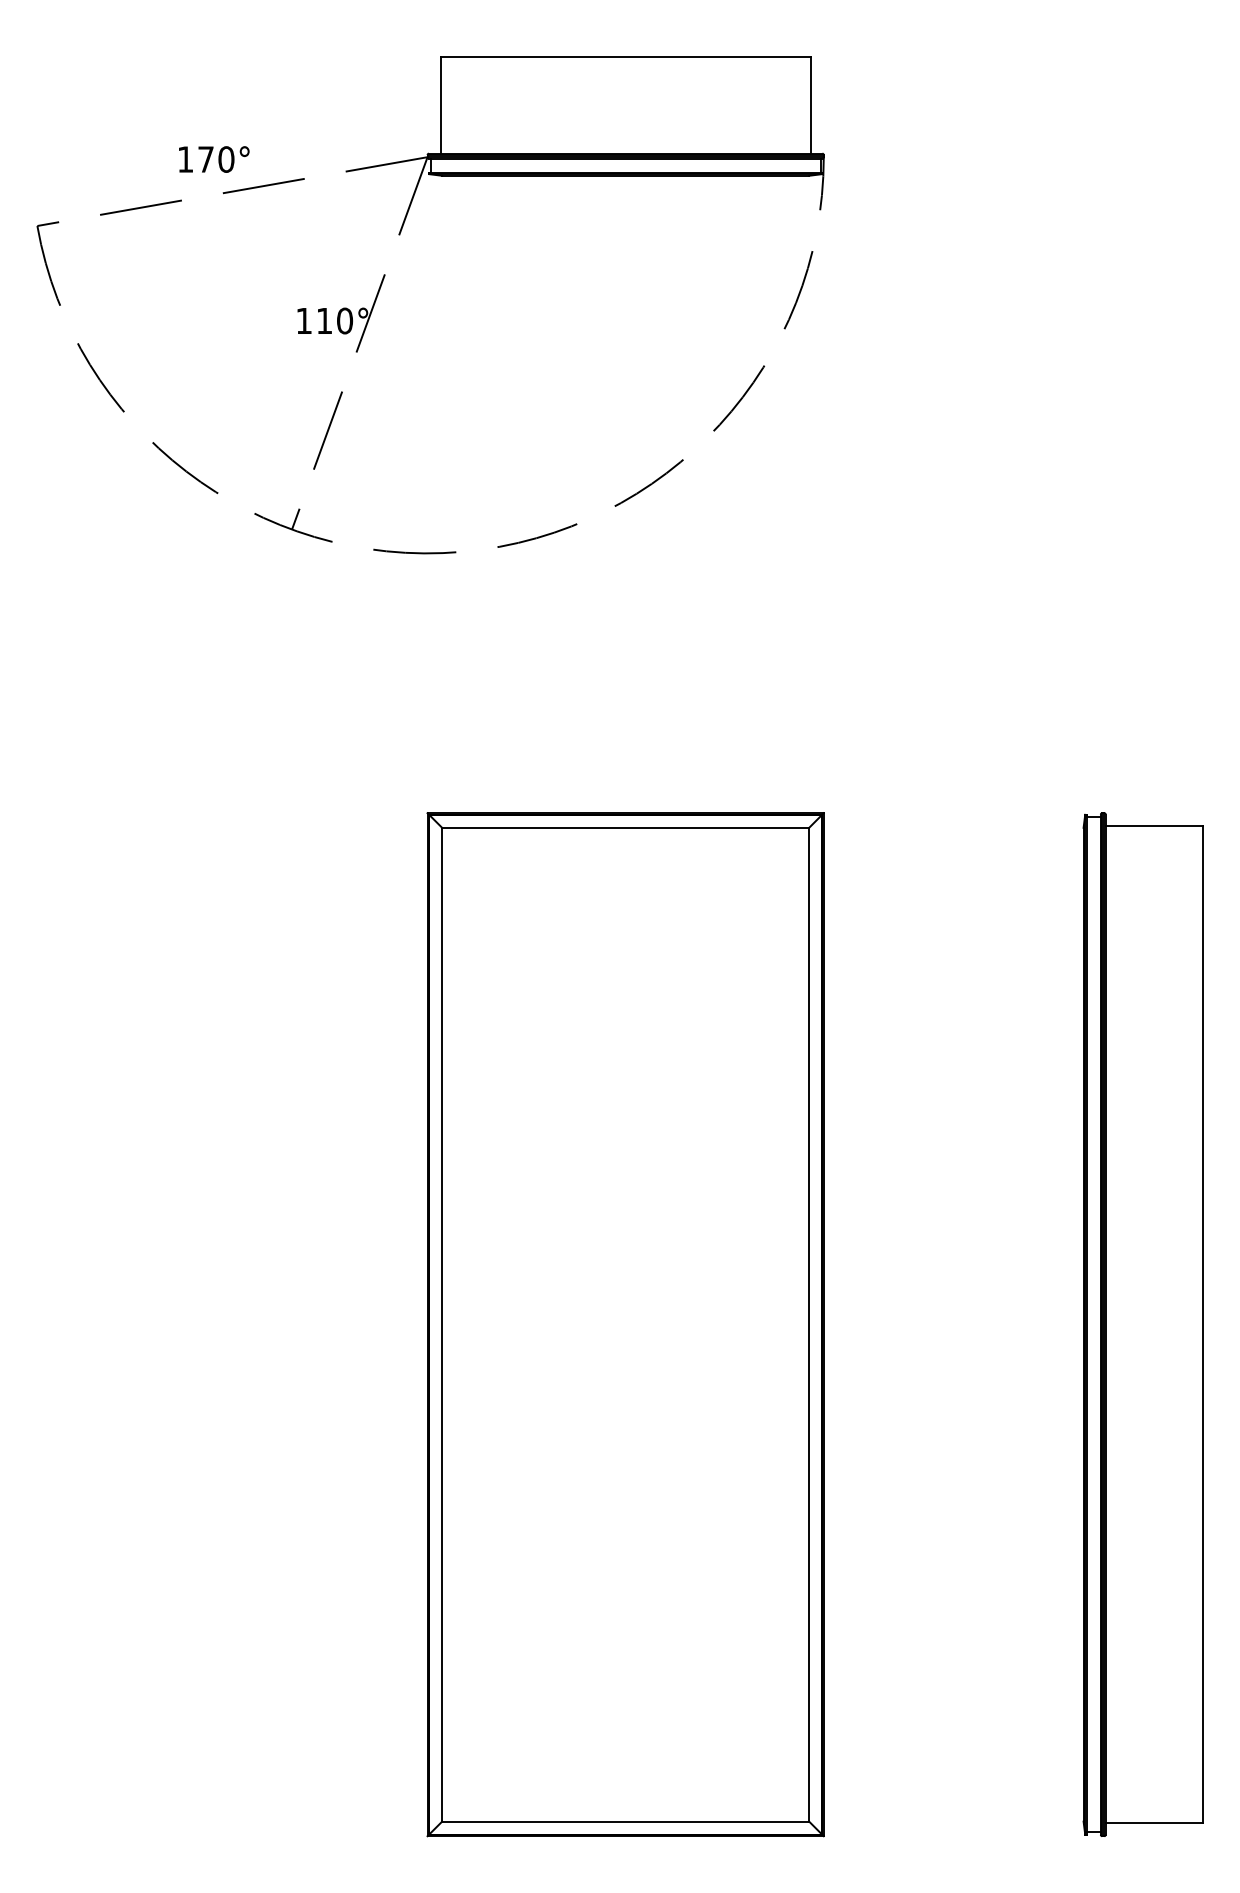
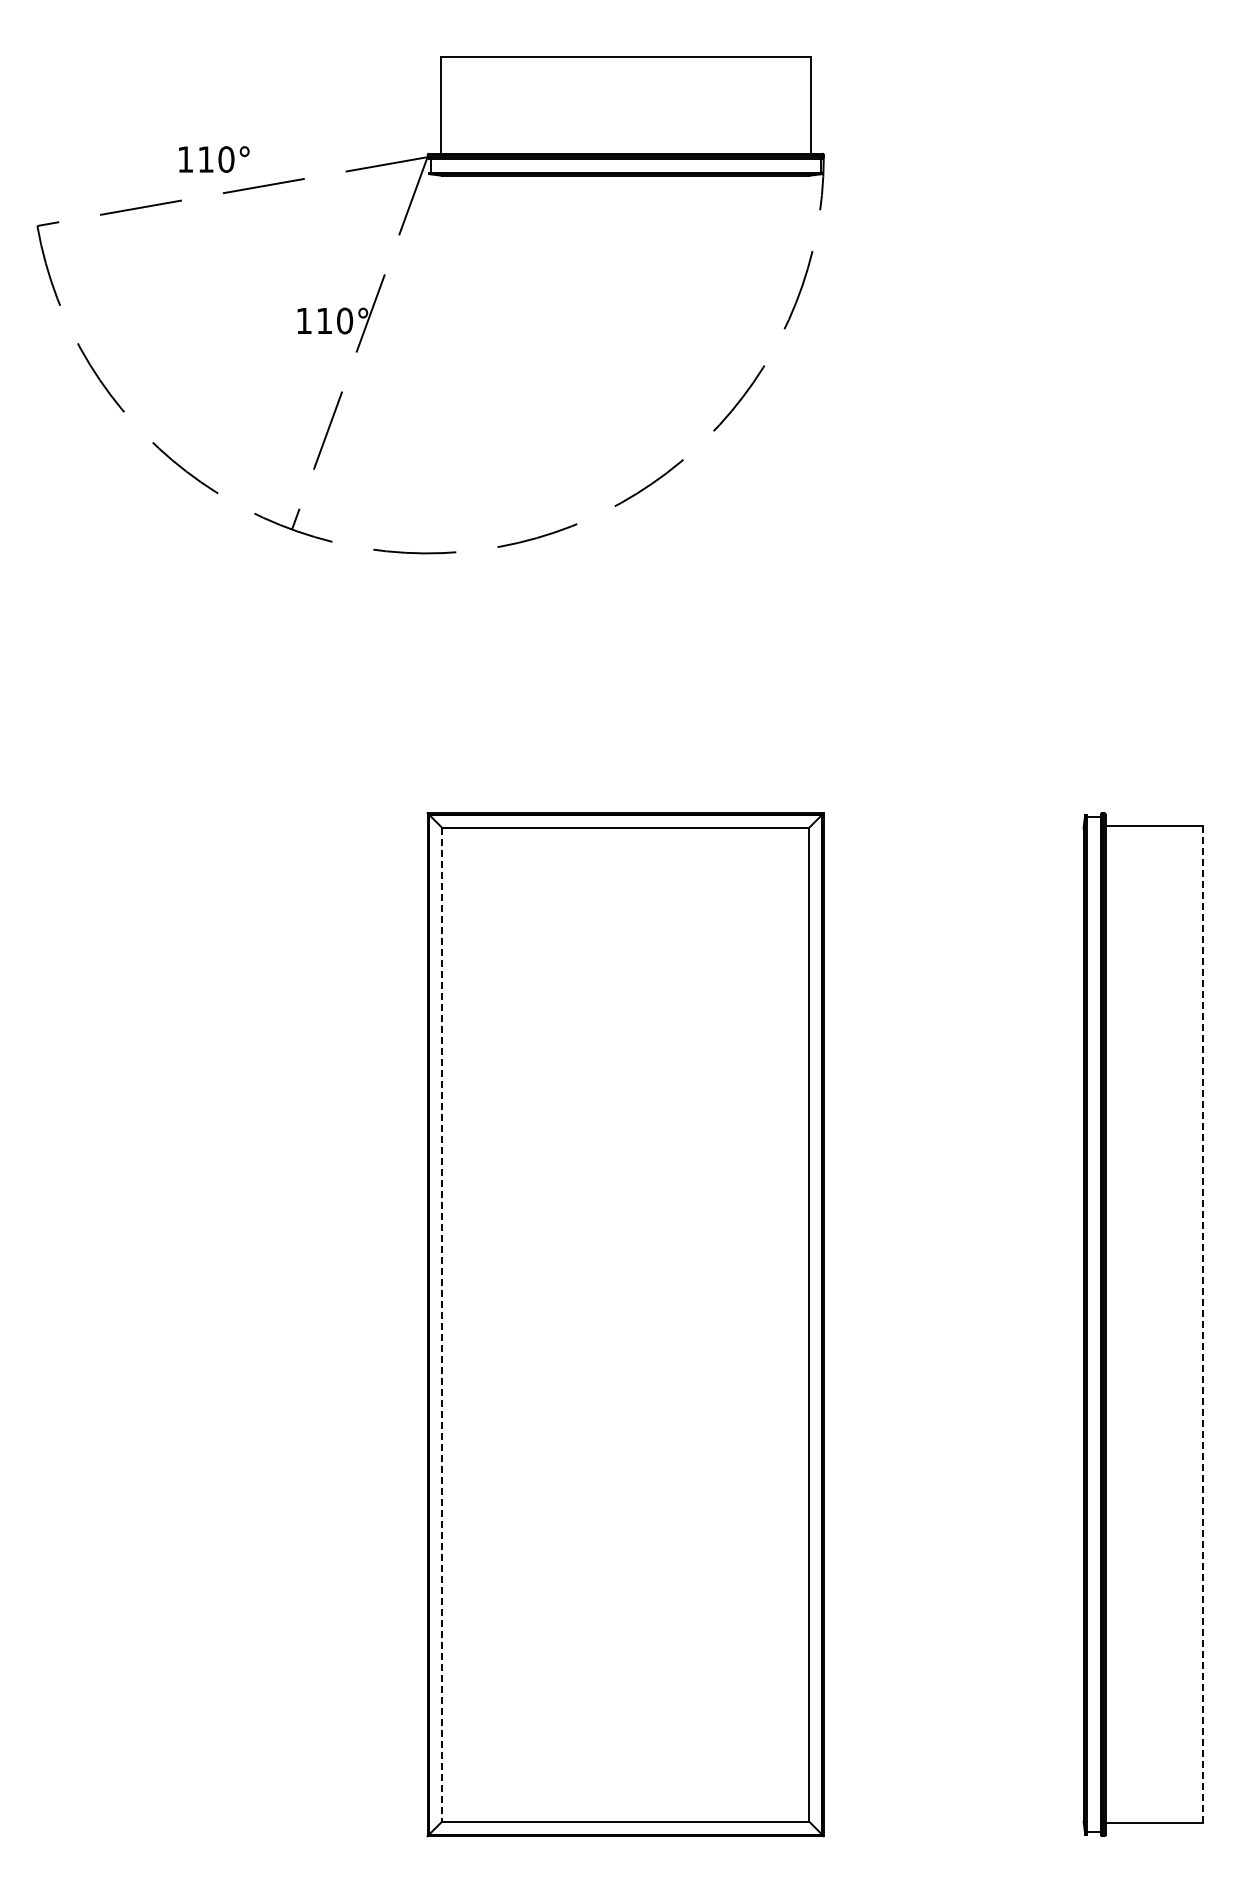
text: 170° -> 110° (205, 159)
line: solid -> dashed (442, 1324)
line: solid -> dashed (1202, 1324)
